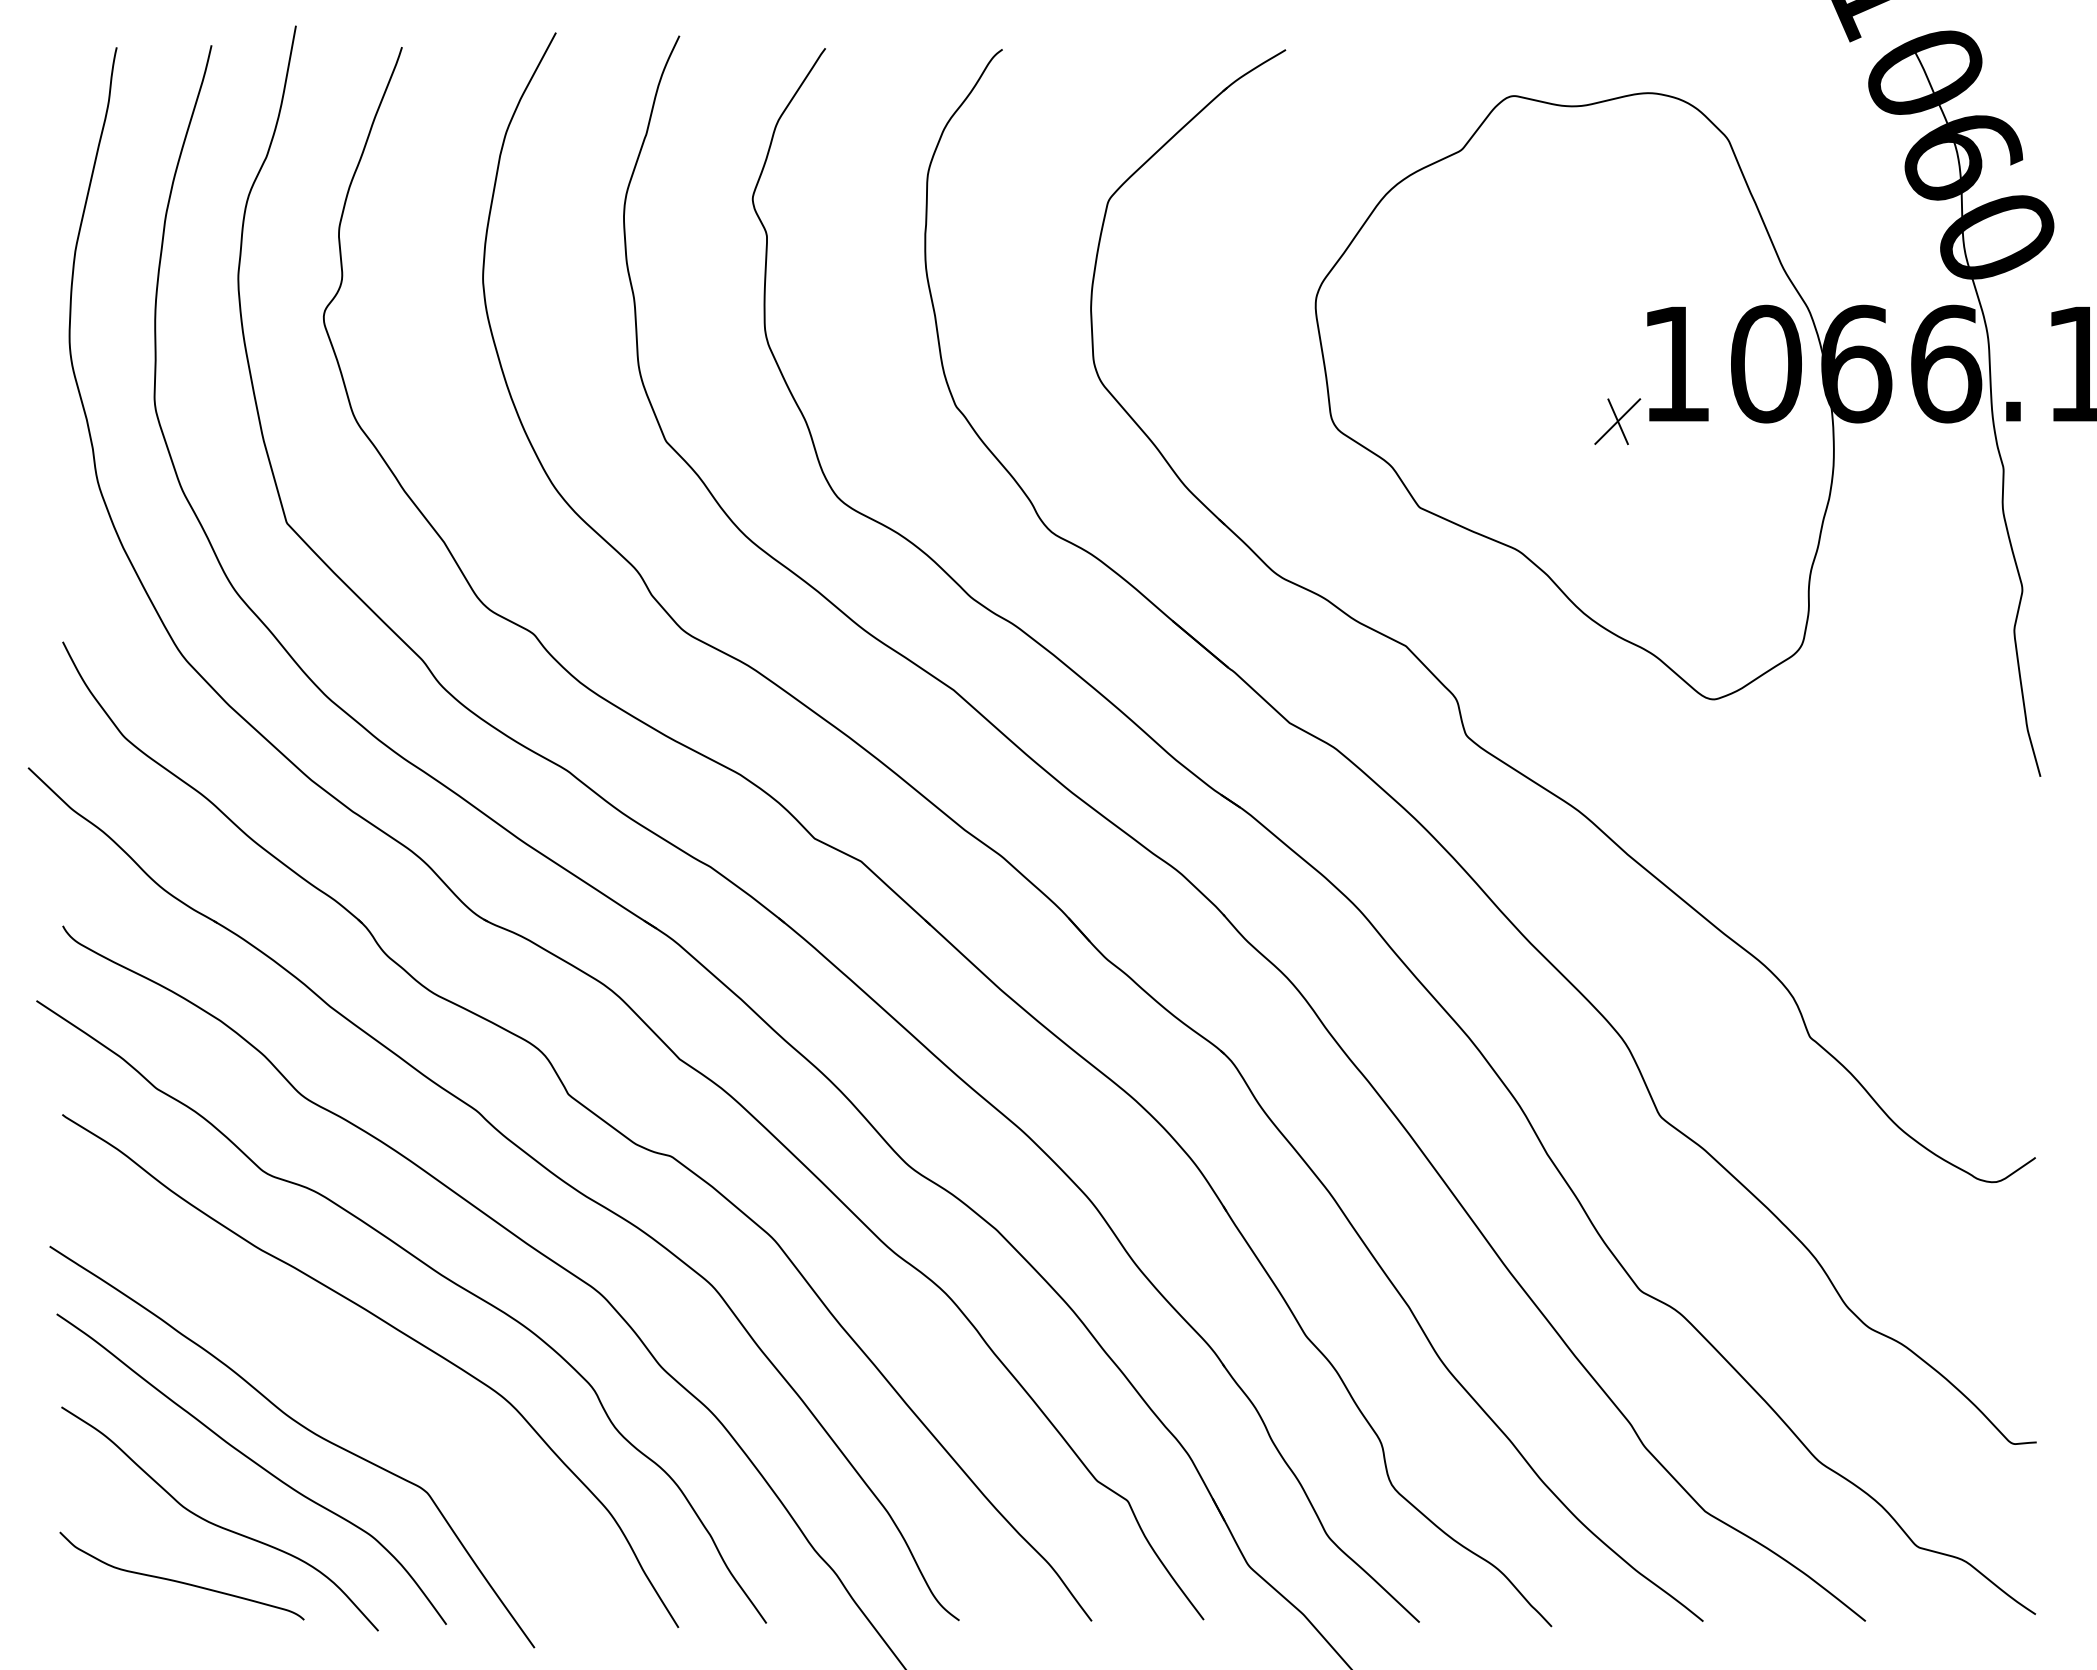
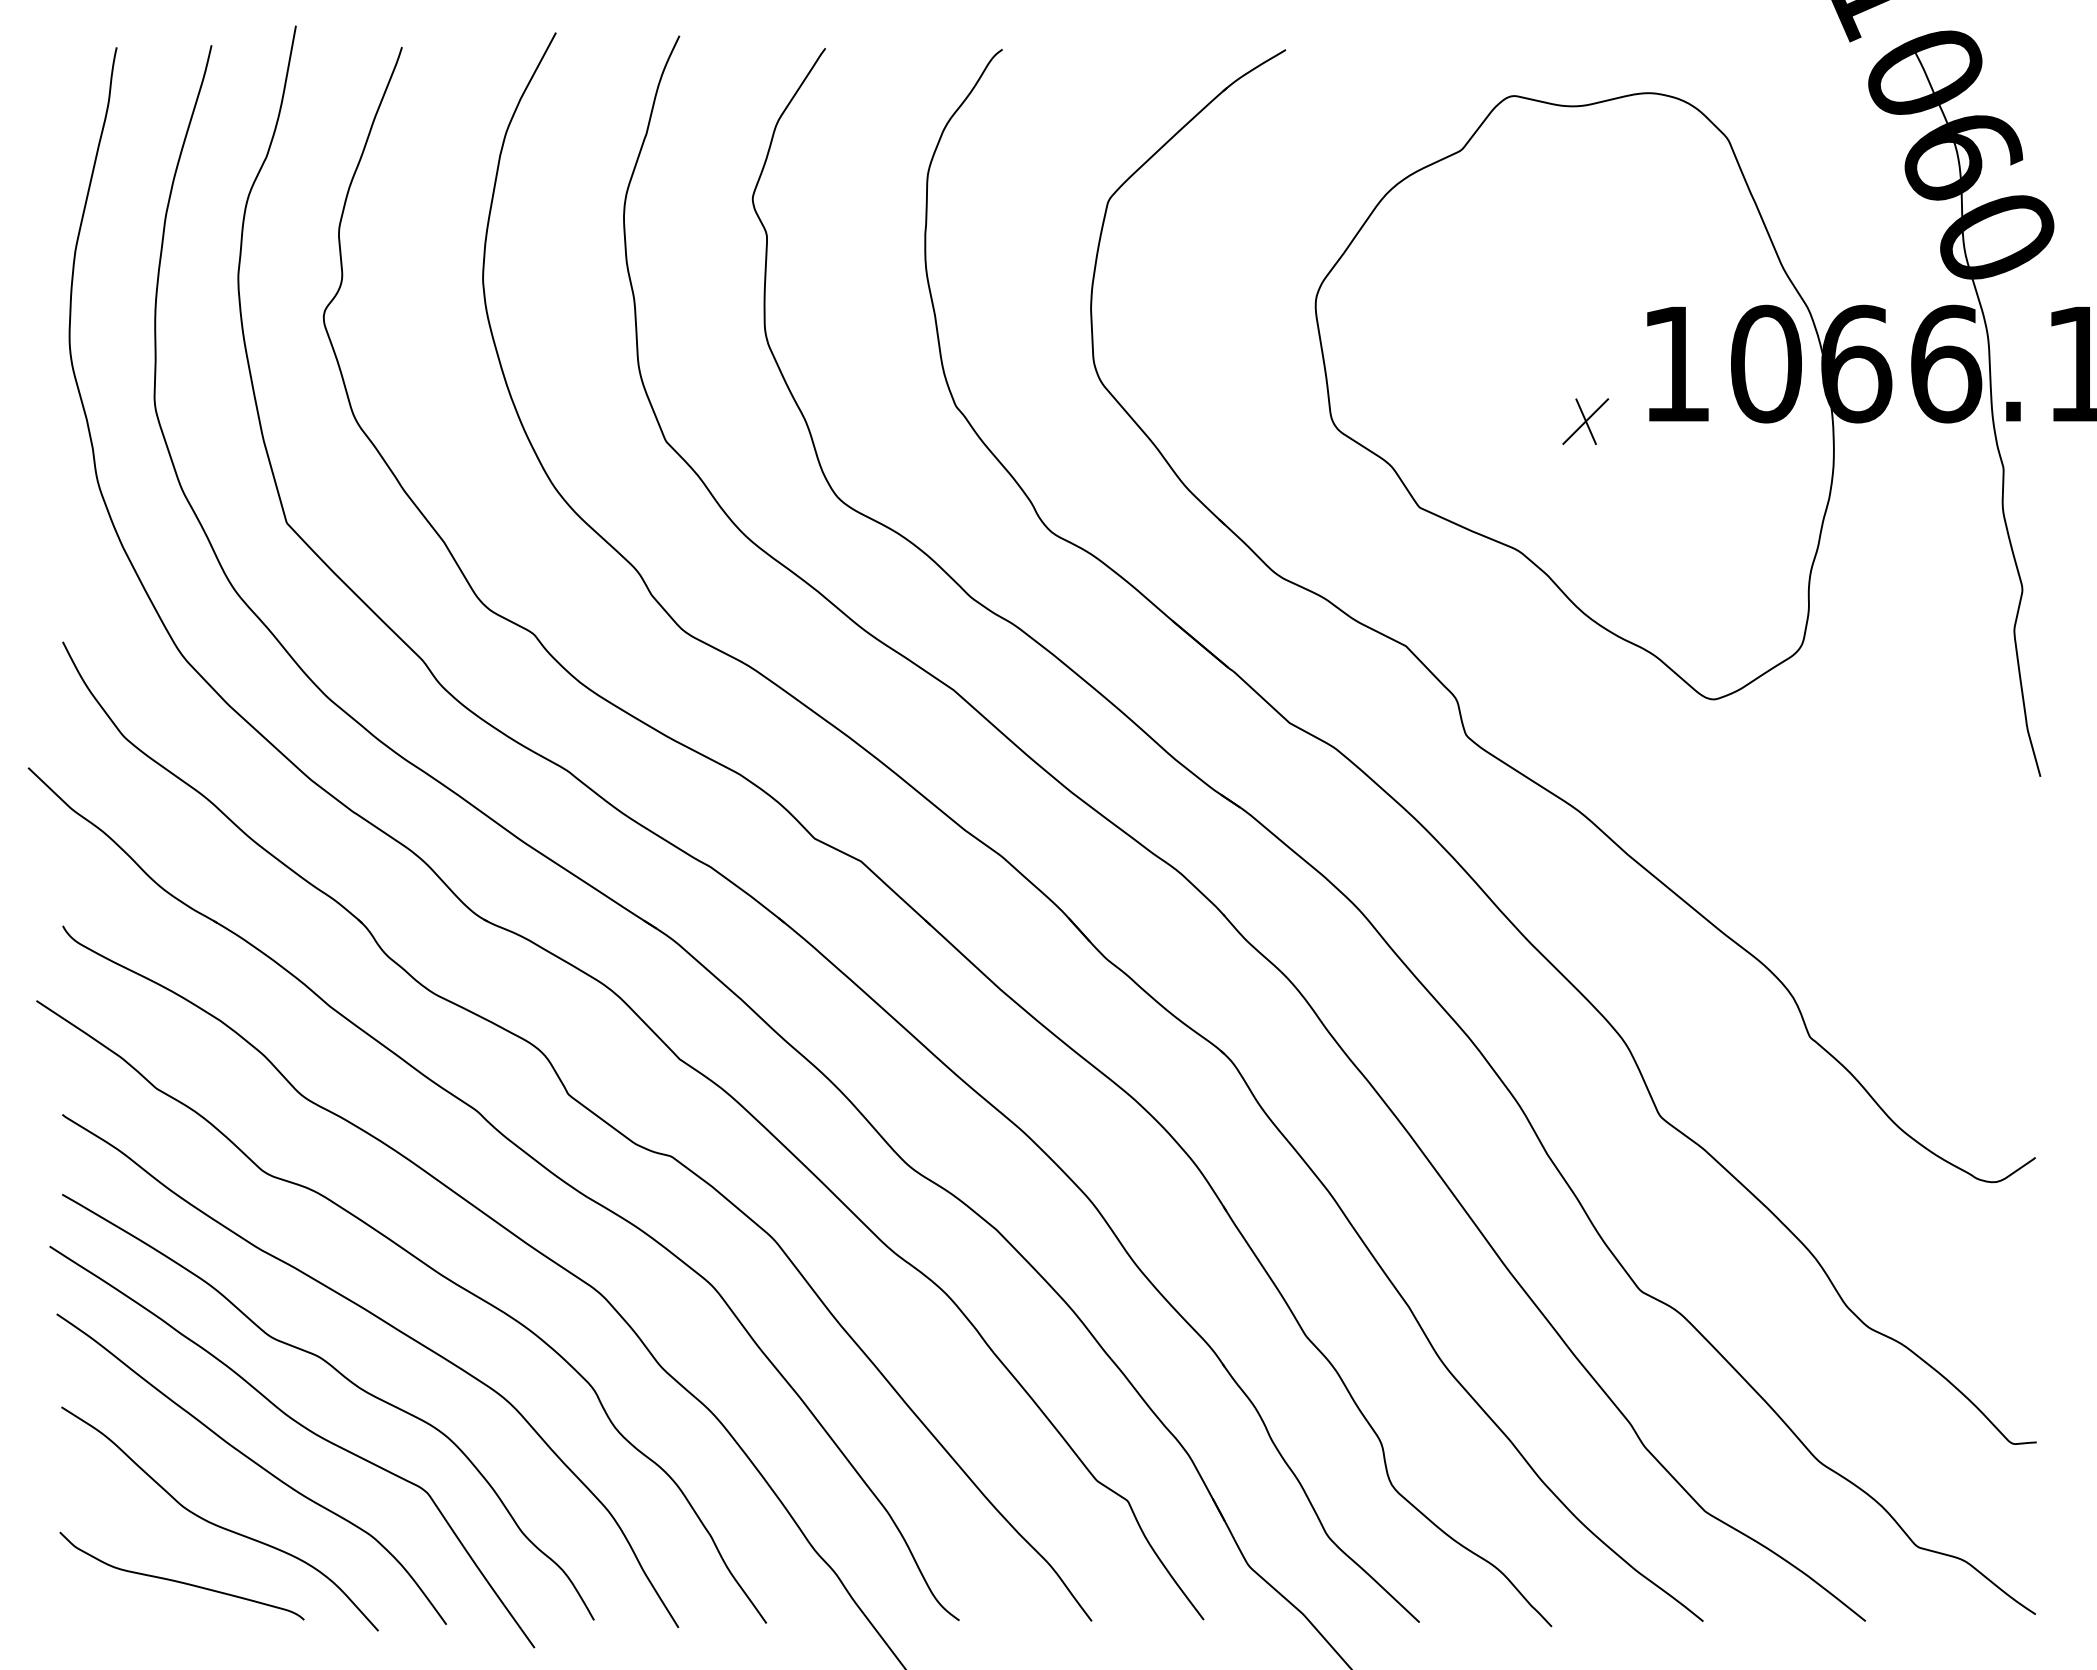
part position: (1617, 421) -> (1585, 421) (1585, 421)
curve: none -> present (348, 1381)
